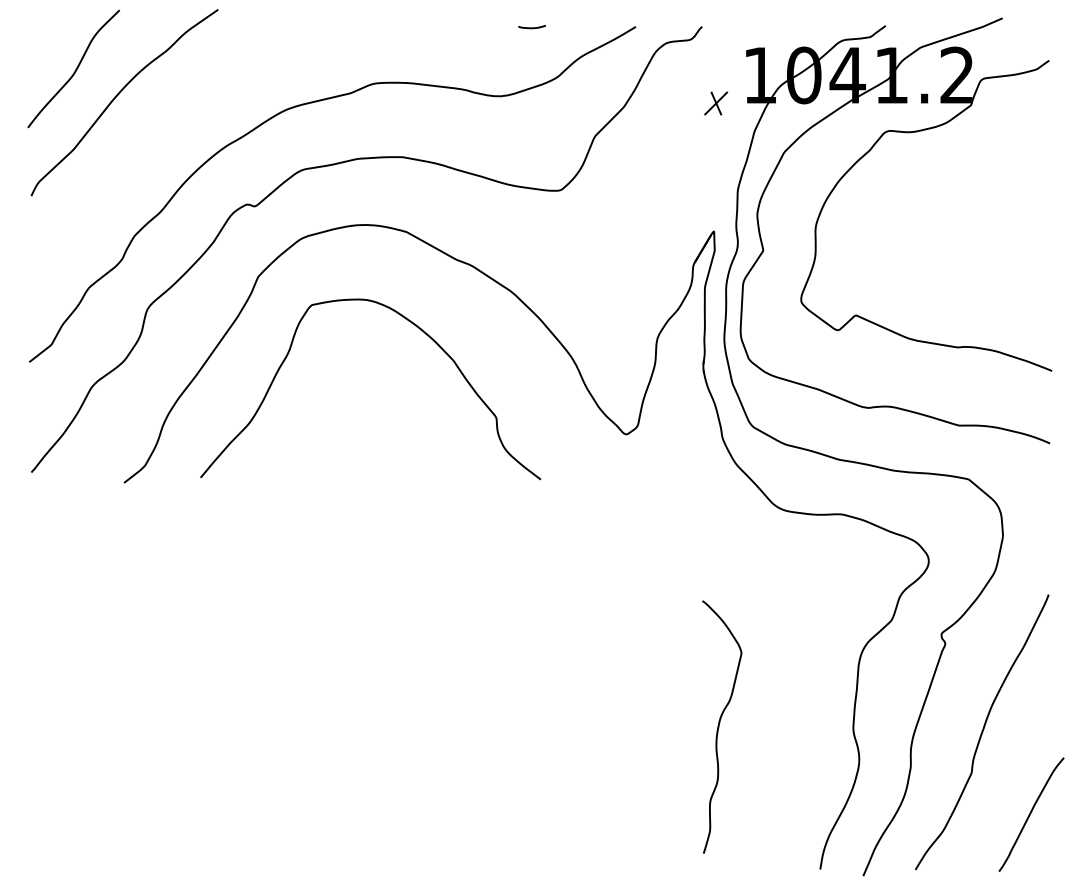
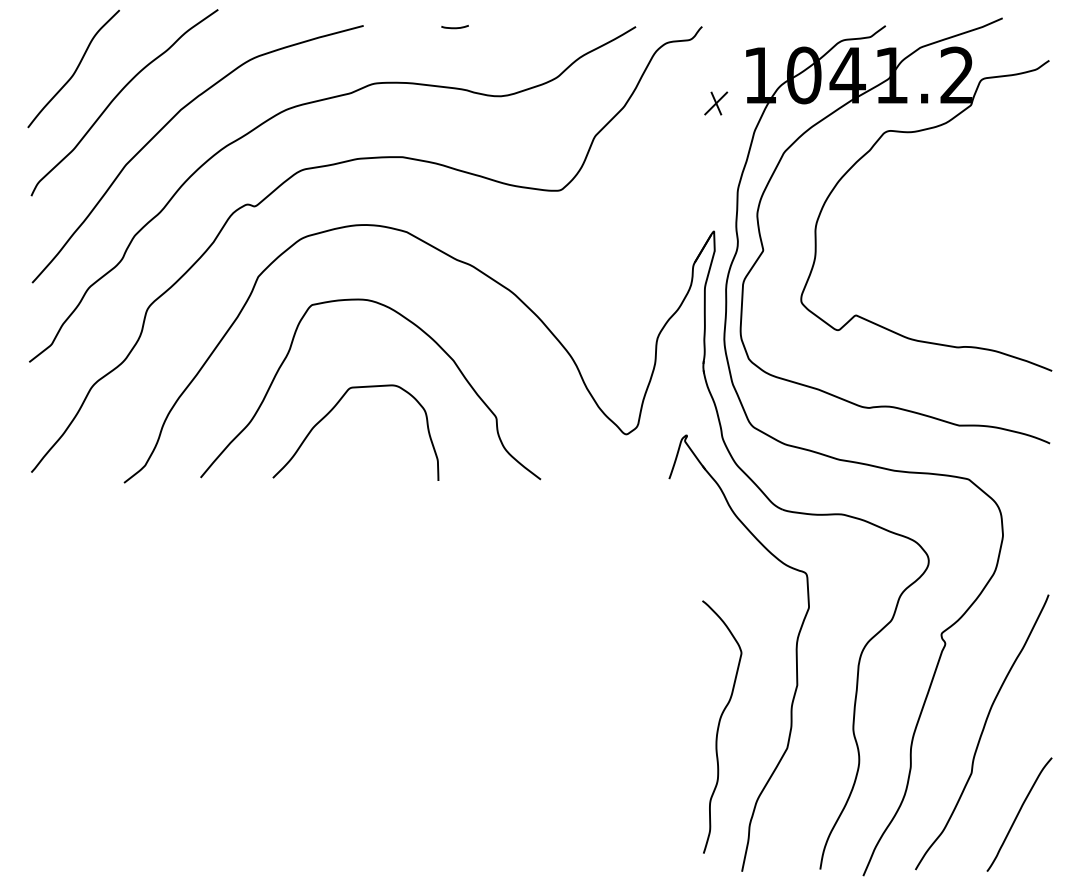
curve position: (531, 27) -> (454, 27) (454, 27)
curve: none -> present (167, 124)
curve: none -> present (333, 409)
part: none -> present (795, 652)
curve position: (1031, 813) -> (1019, 813) (1019, 813)
